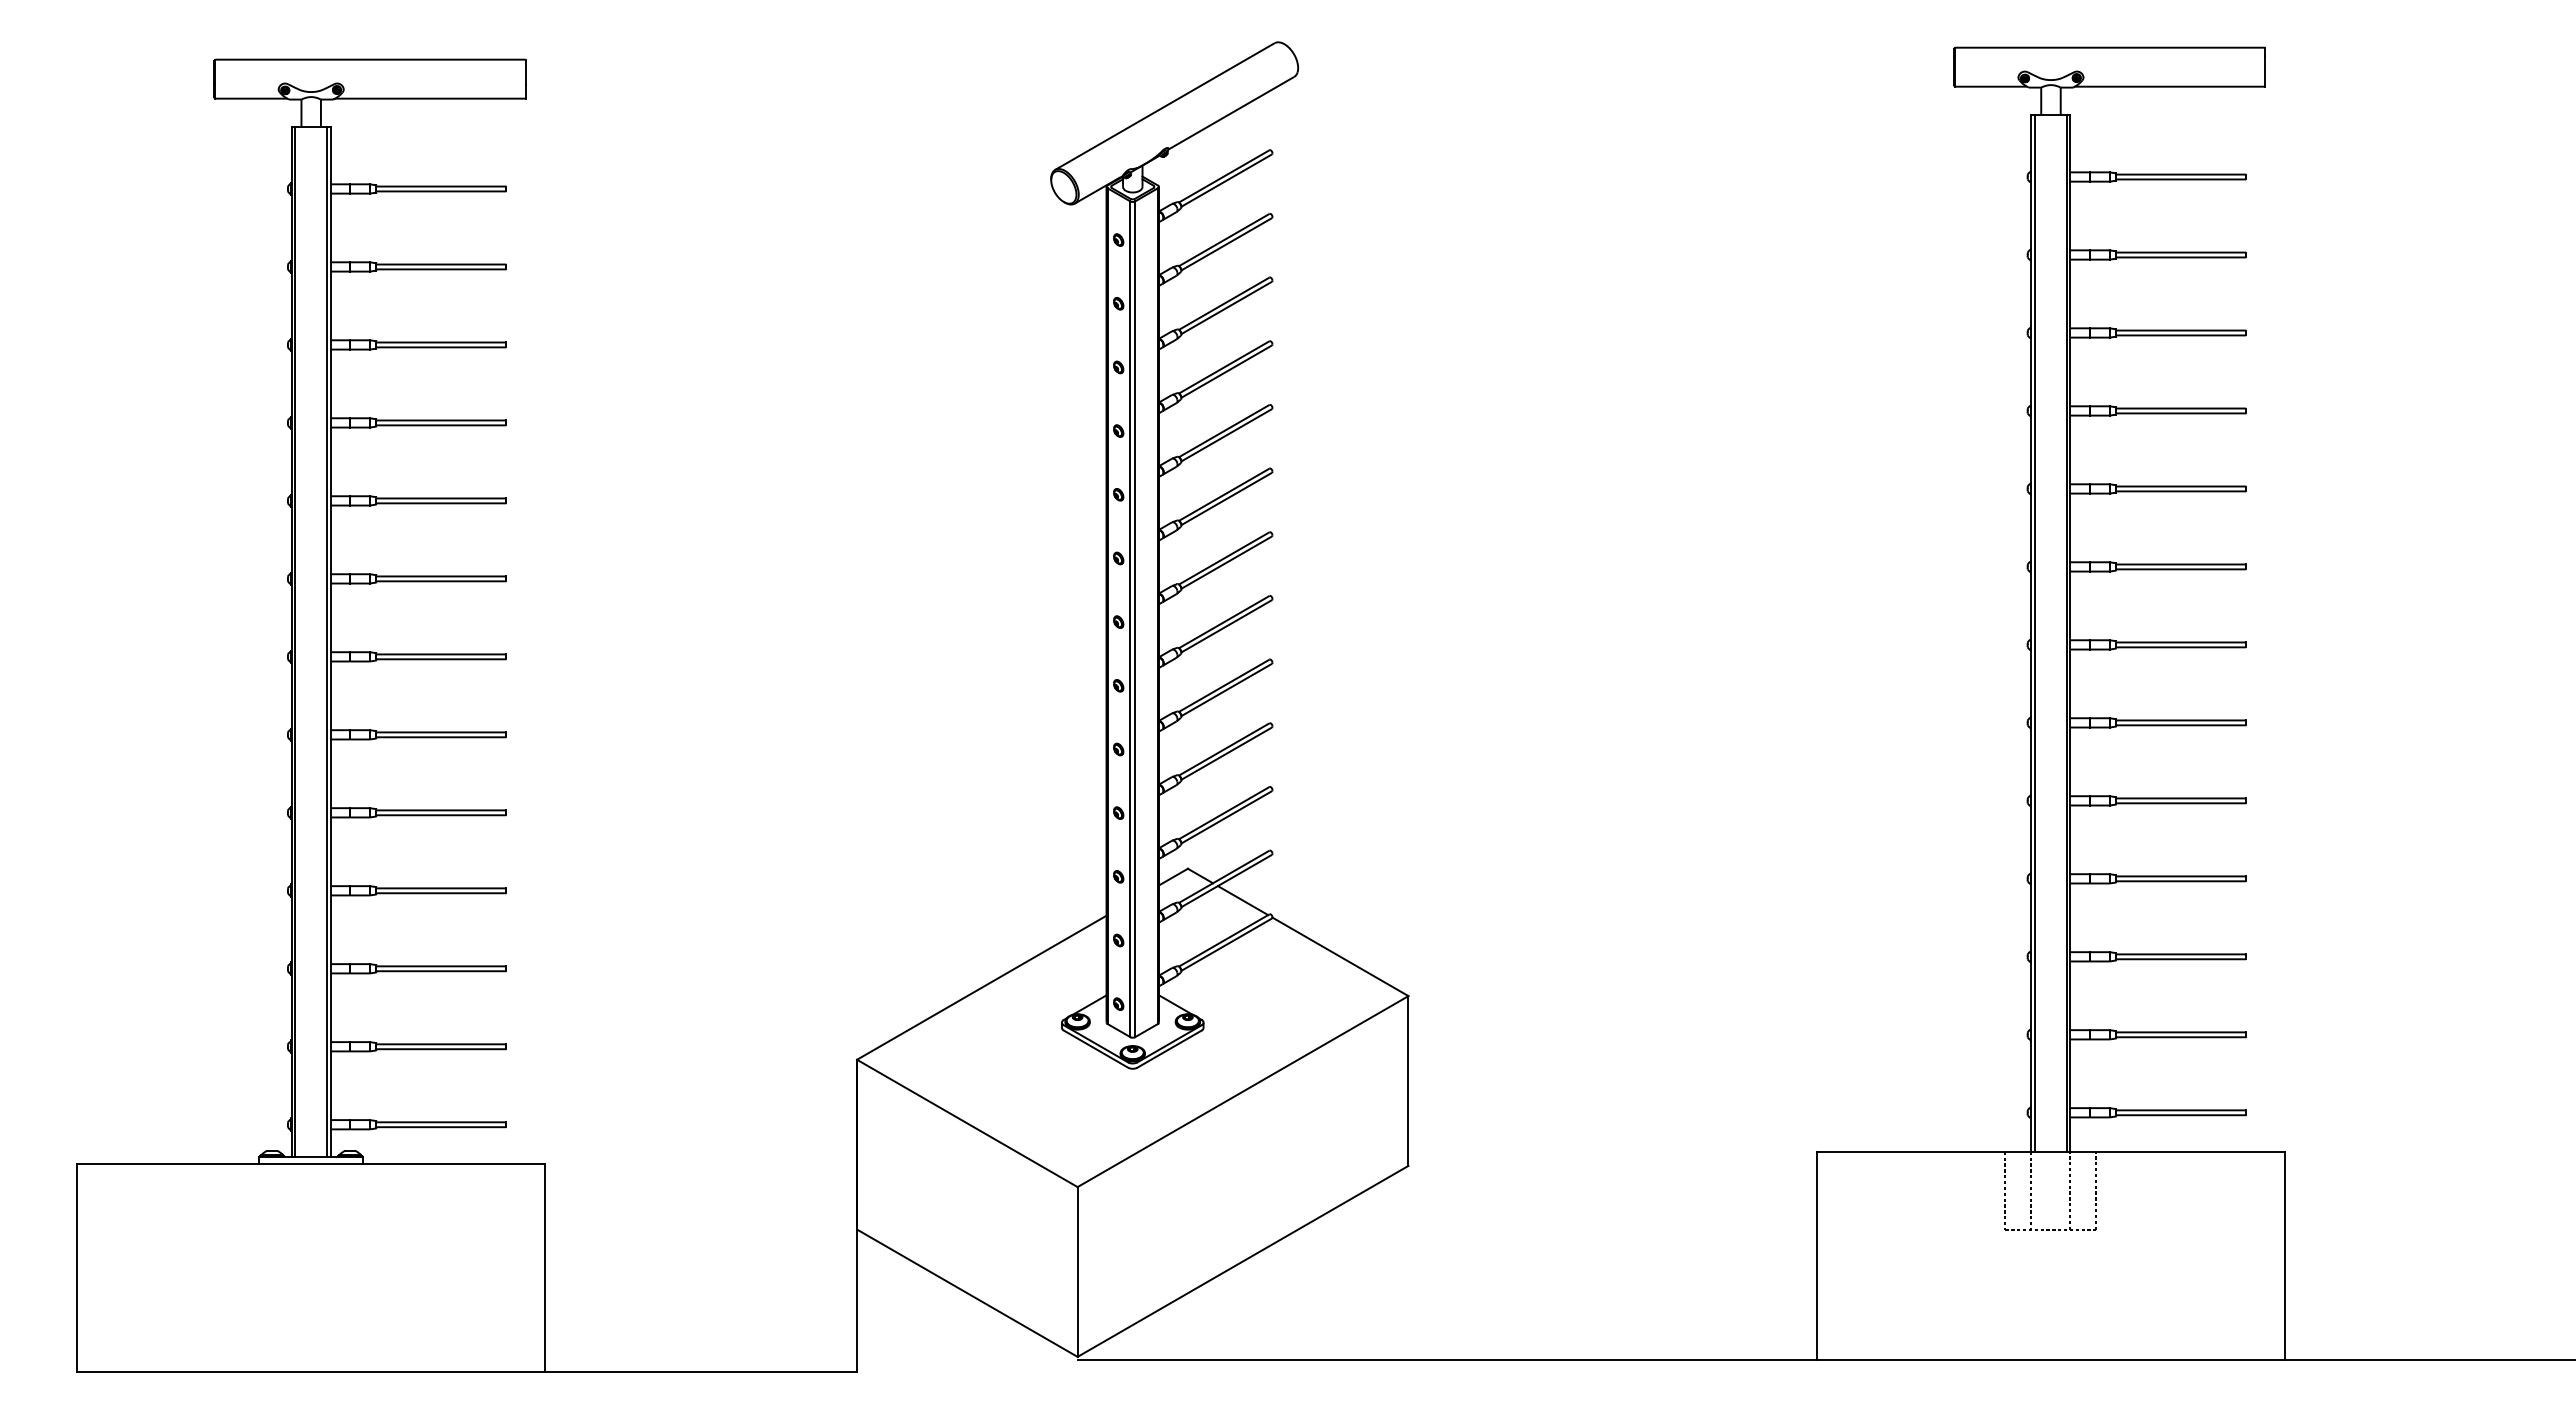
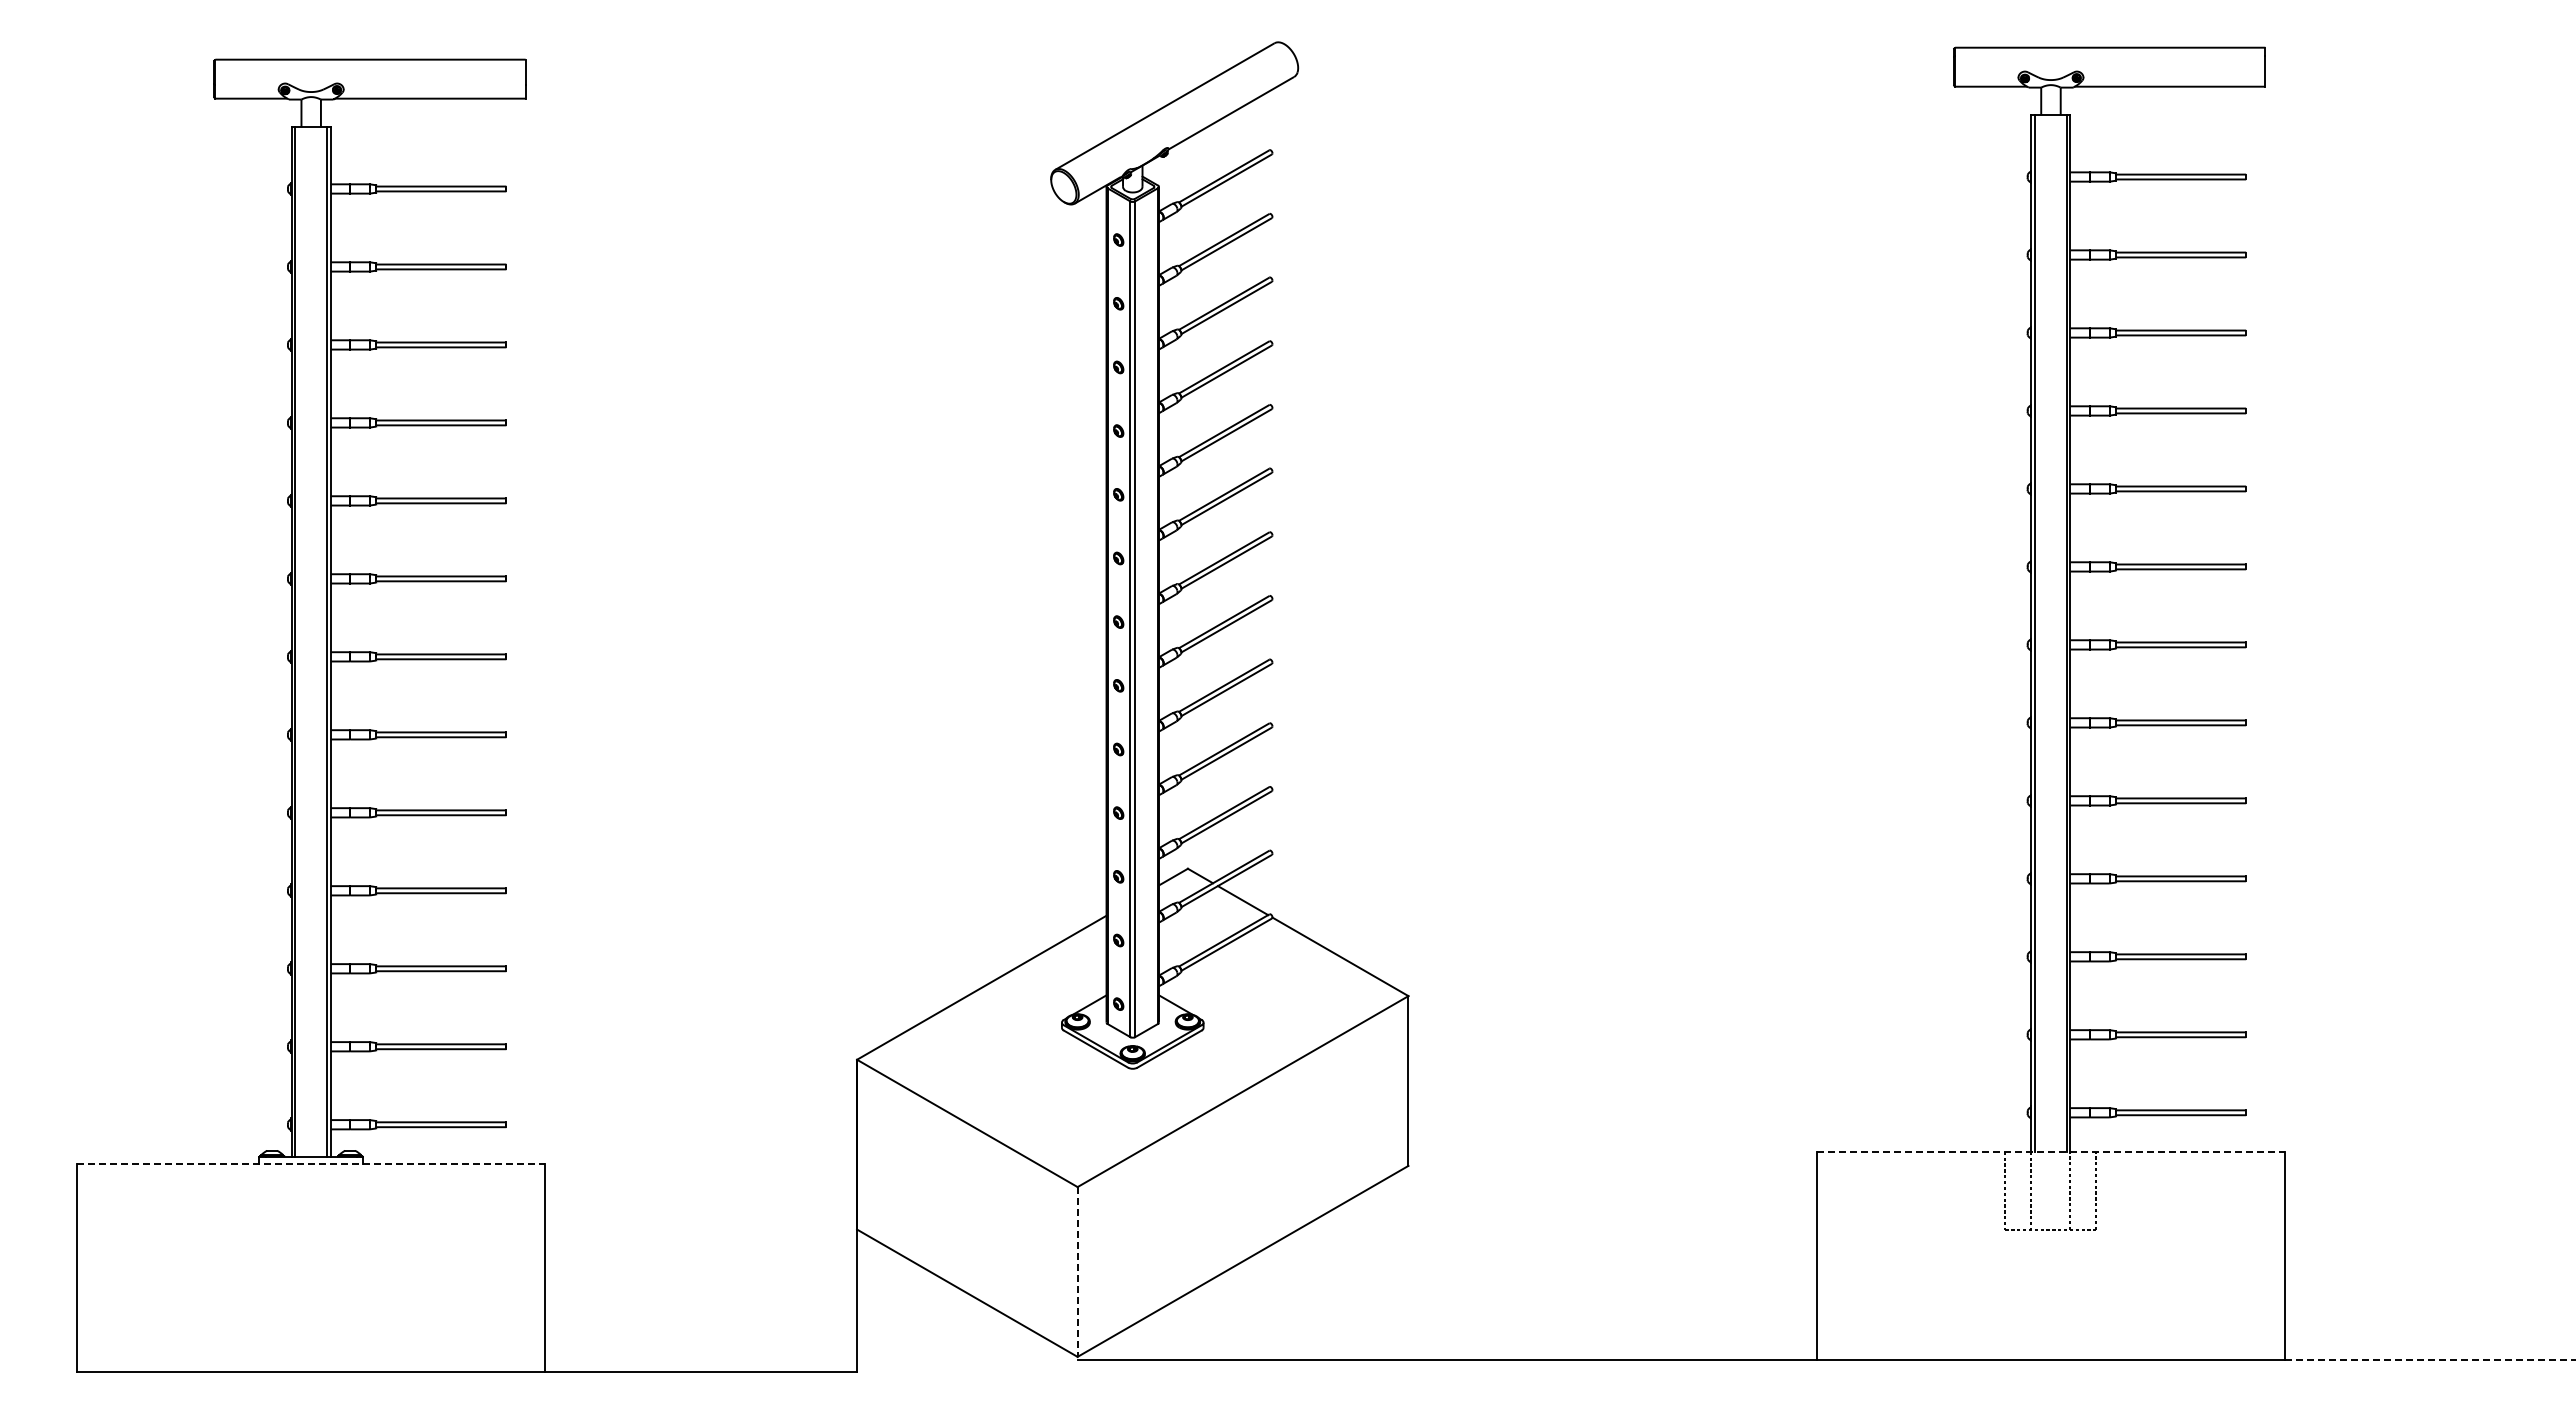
line: solid -> dashed (2050, 1151)
line: solid -> dashed (311, 1163)
line: solid -> dashed (1077, 1271)
line: solid -> dashed (2430, 1359)
